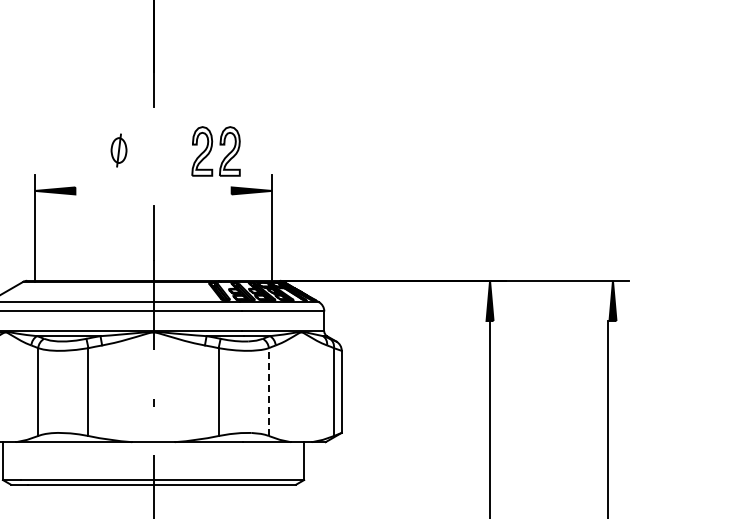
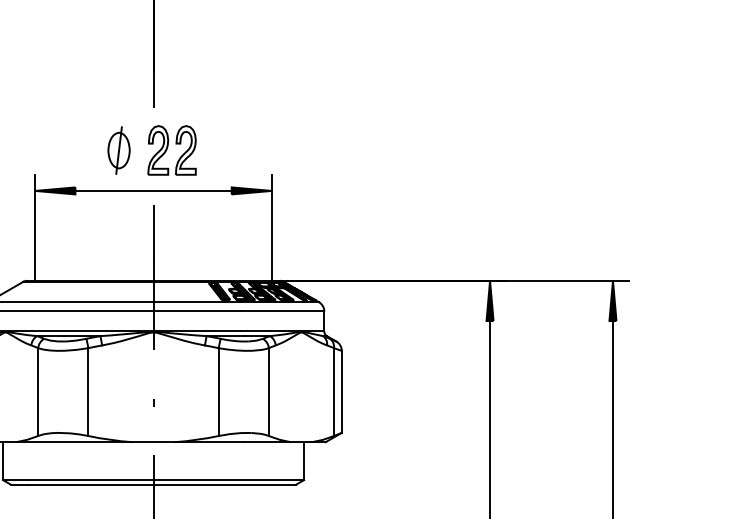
part size: 18x35 px -> 24x49 px (118, 150)
part position: (215, 151) -> (171, 150) (171, 150)
line: none -> present (153, 190)
line: dashed -> solid (268, 392)
line position: (607, 418) -> (612, 418) (612, 418)
